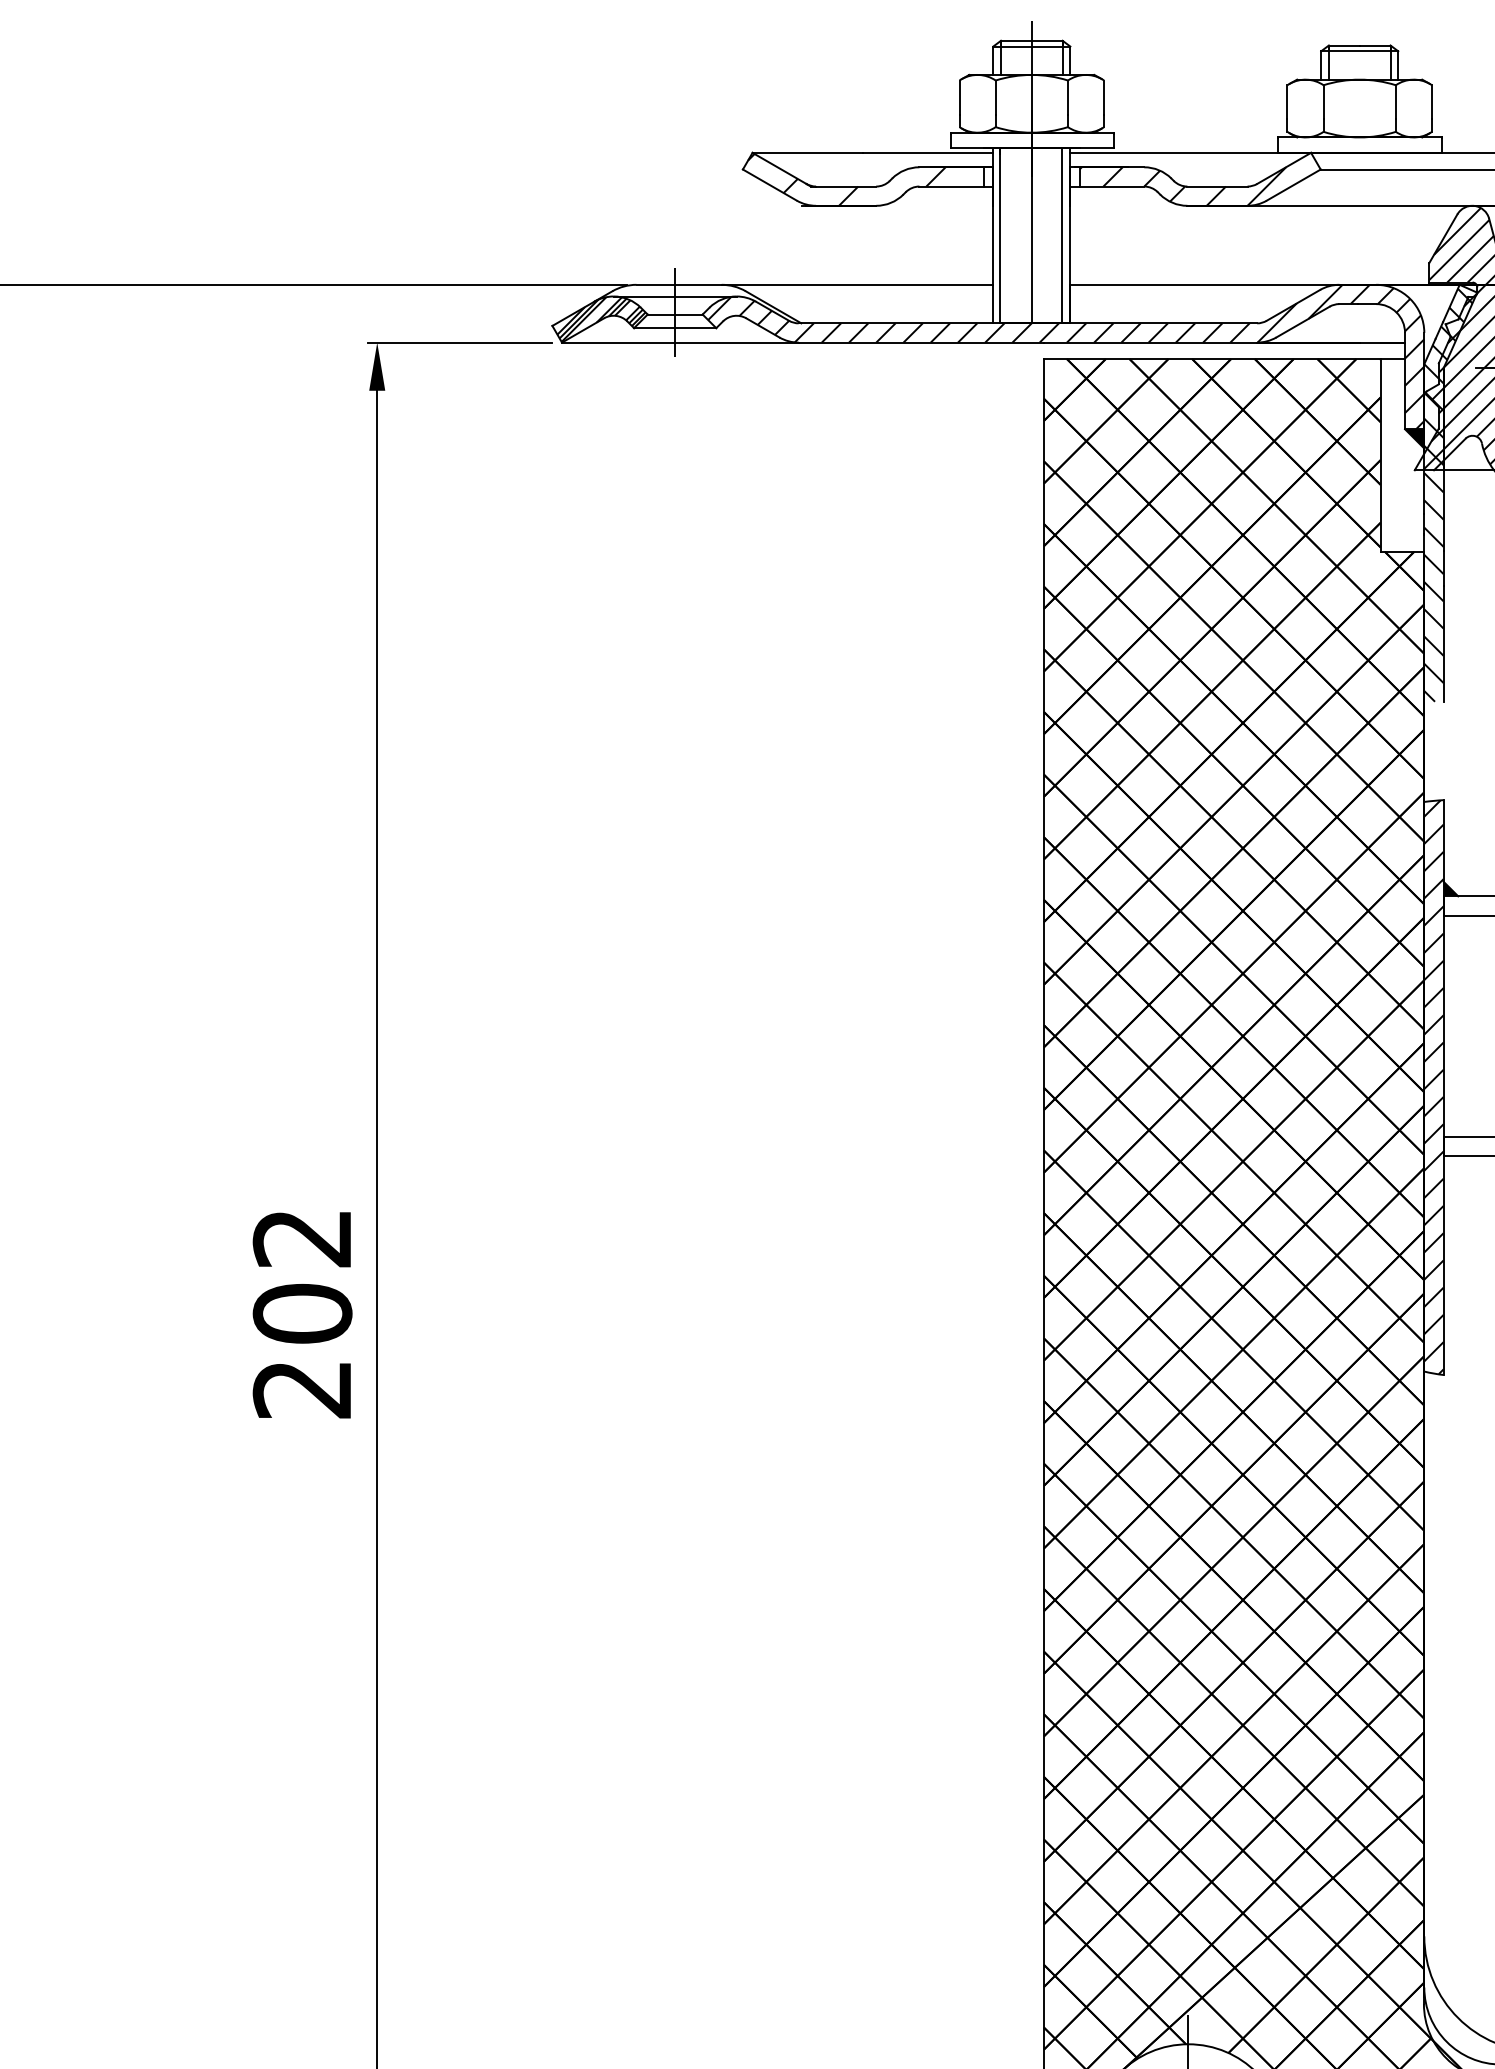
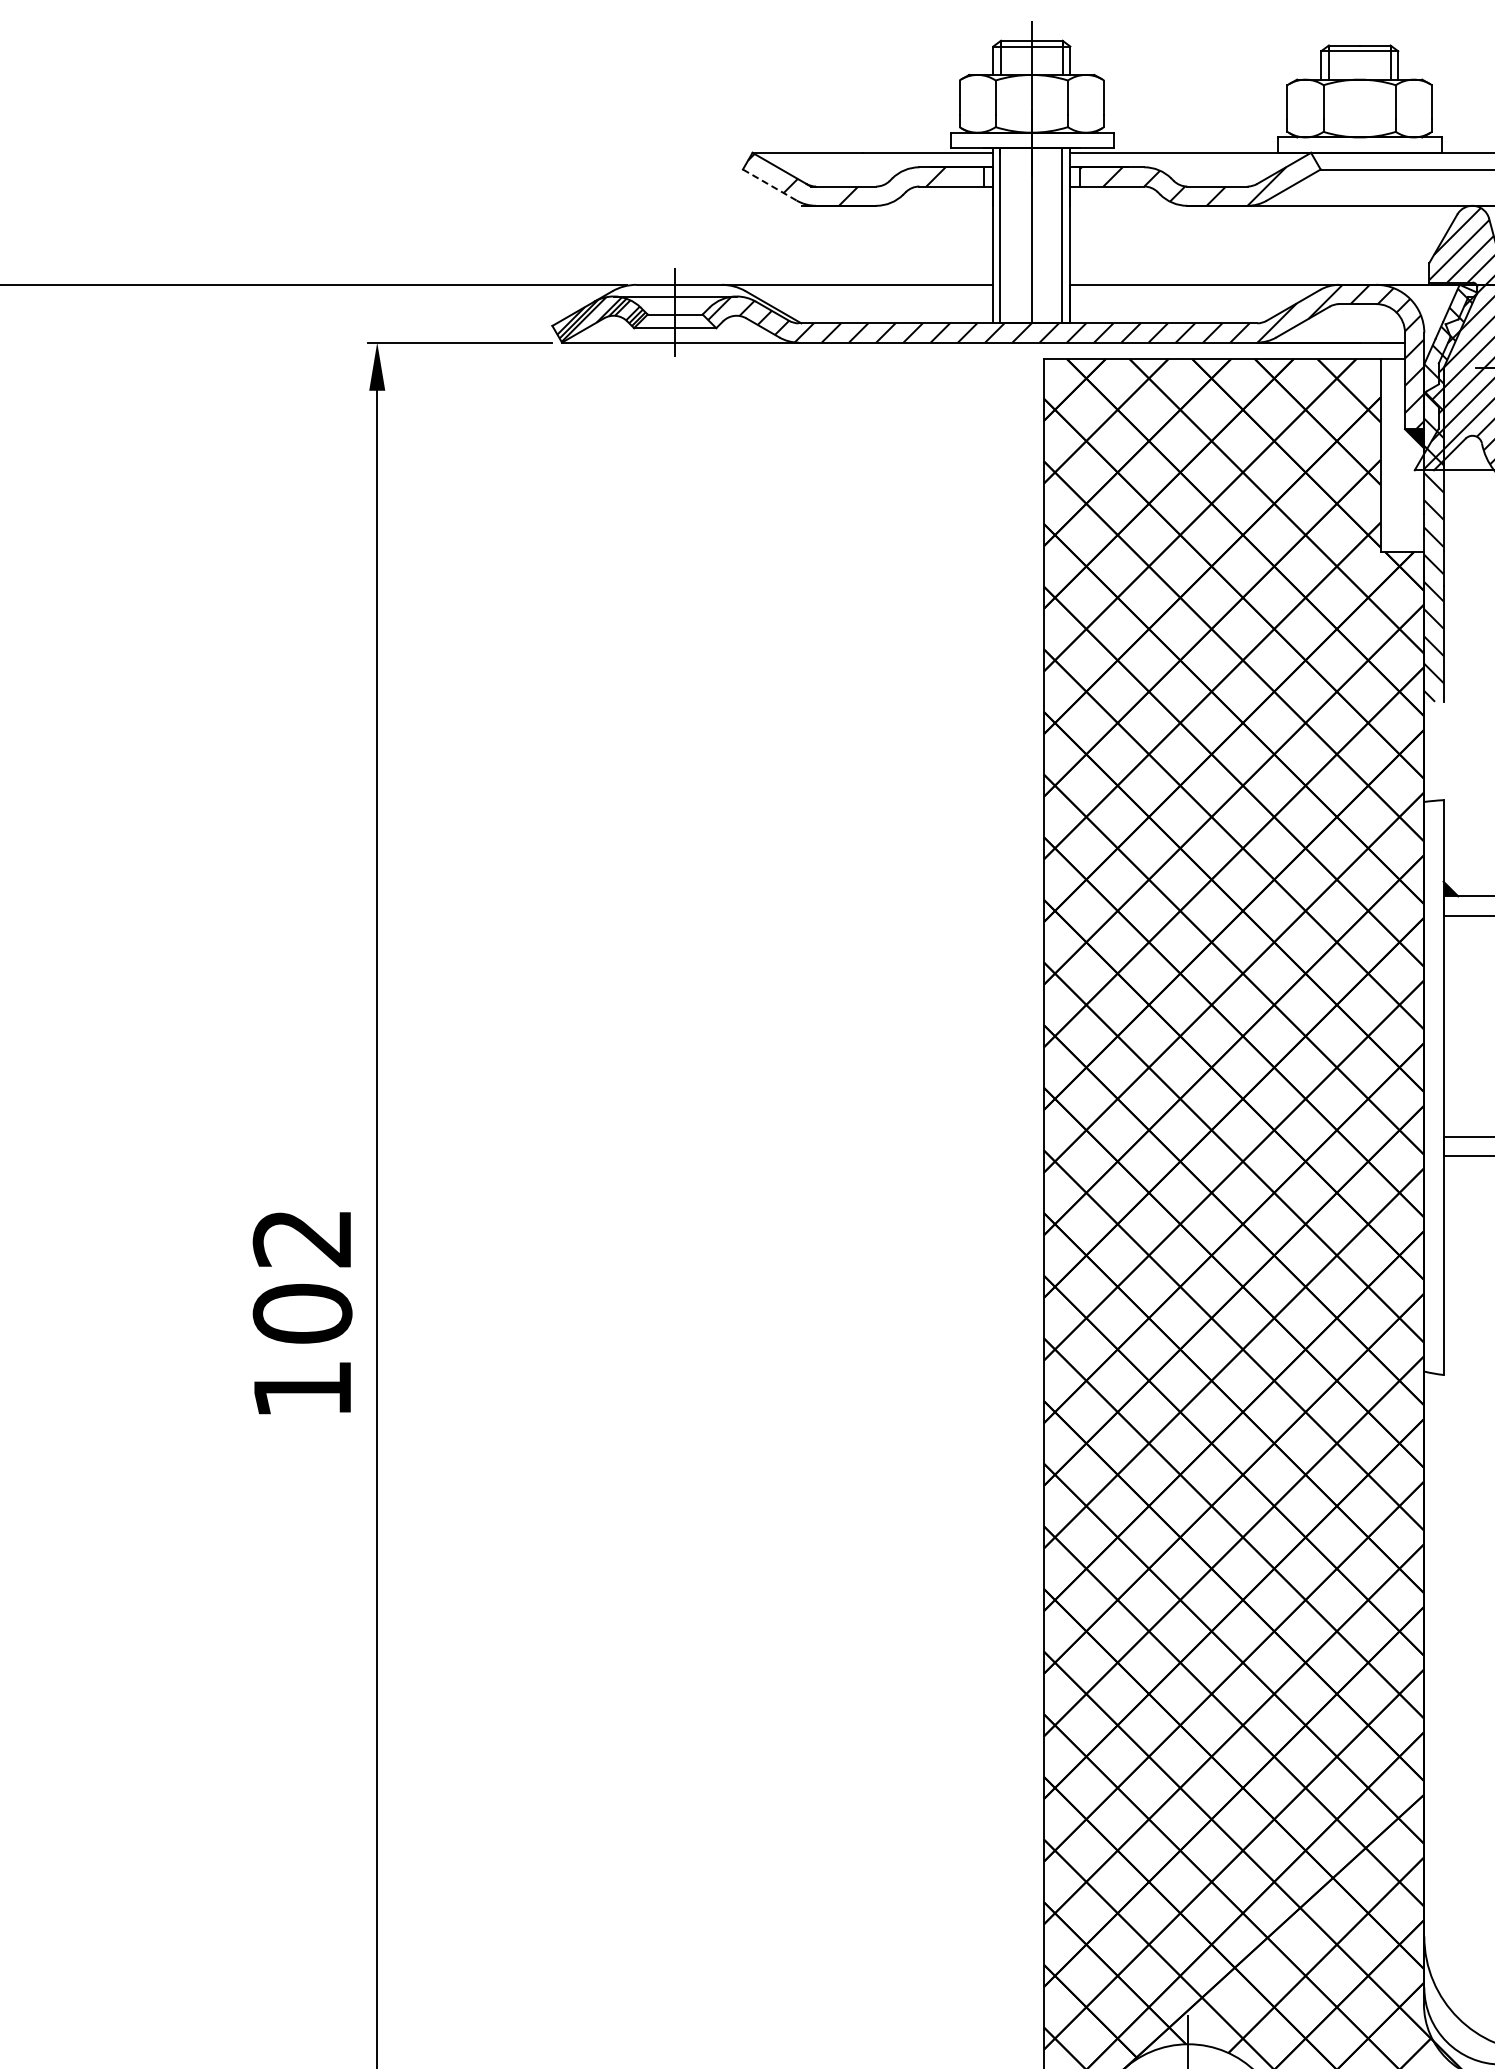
line: solid -> dashed (770, 185)
hatch: present -> none (1433, 1087)
text: 202 -> 102 (301, 1390)
